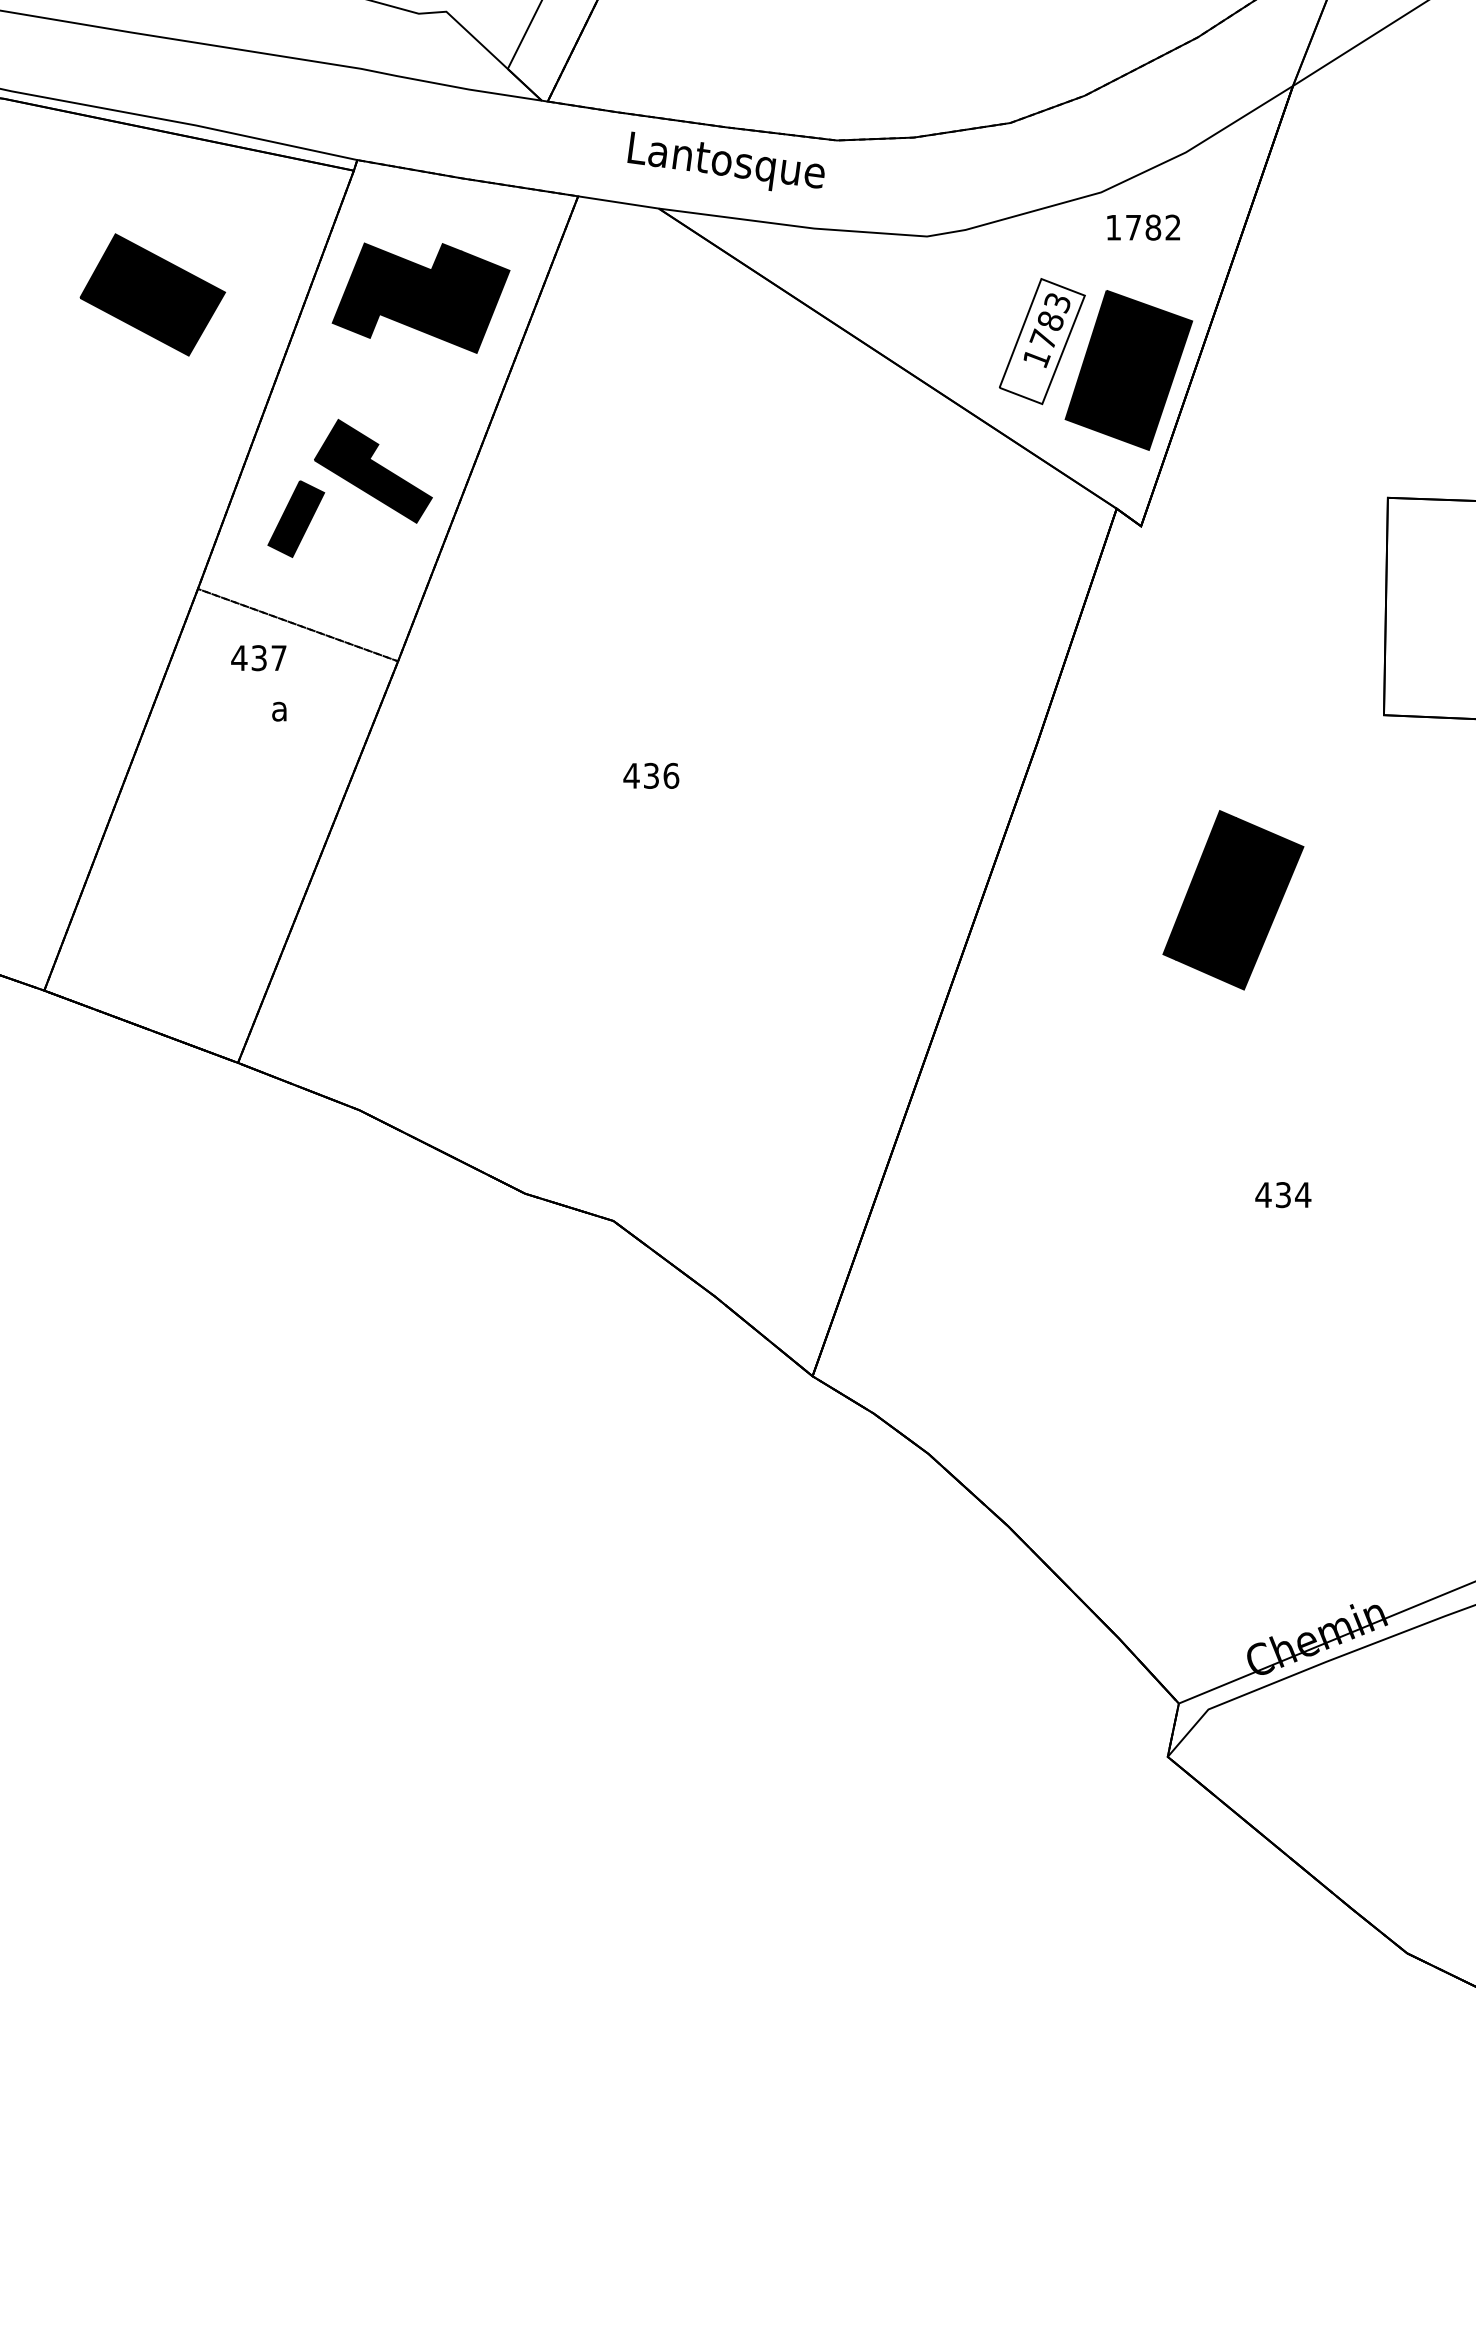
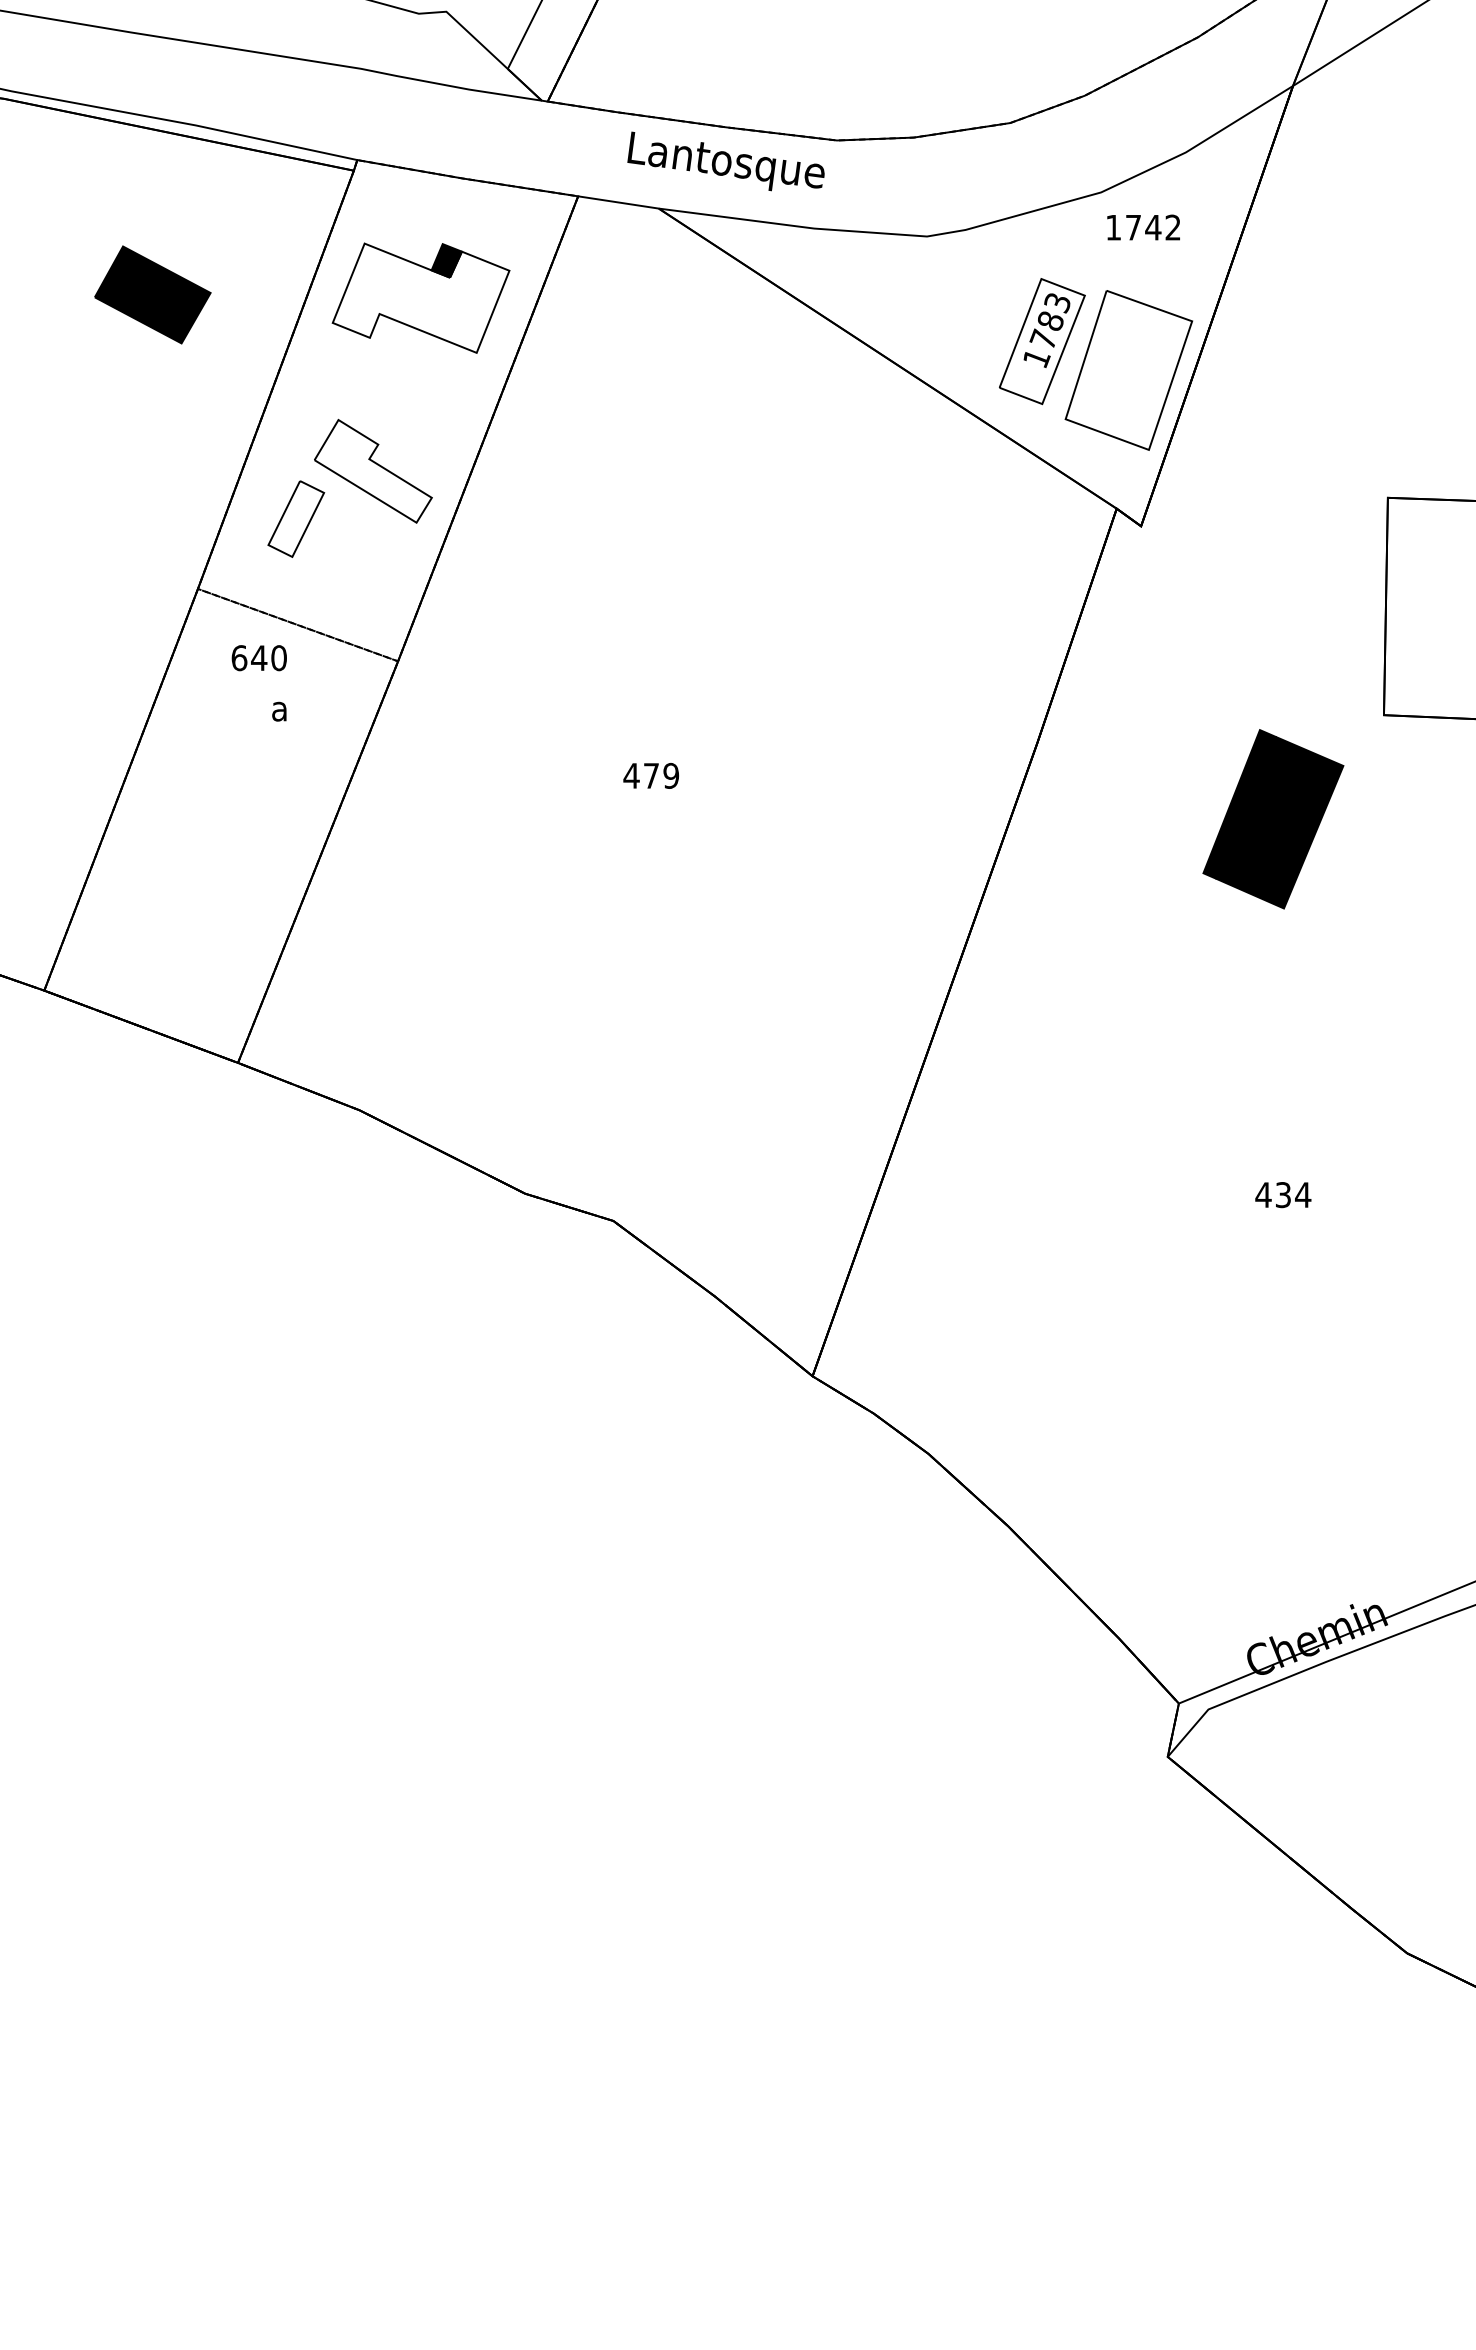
text: 1782 -> 1742 (1153, 227)
part size: 148x124 px -> 118x100 px (152, 294)
fill: present -> none (420, 297)
fill: present -> none (1128, 369)
fill: present -> none (372, 471)
fill: present -> none (296, 518)
text: 437 -> 640 (258, 658)
text: 436 -> 479 (661, 775)
part position: (1233, 900) -> (1273, 819) (1273, 819)
